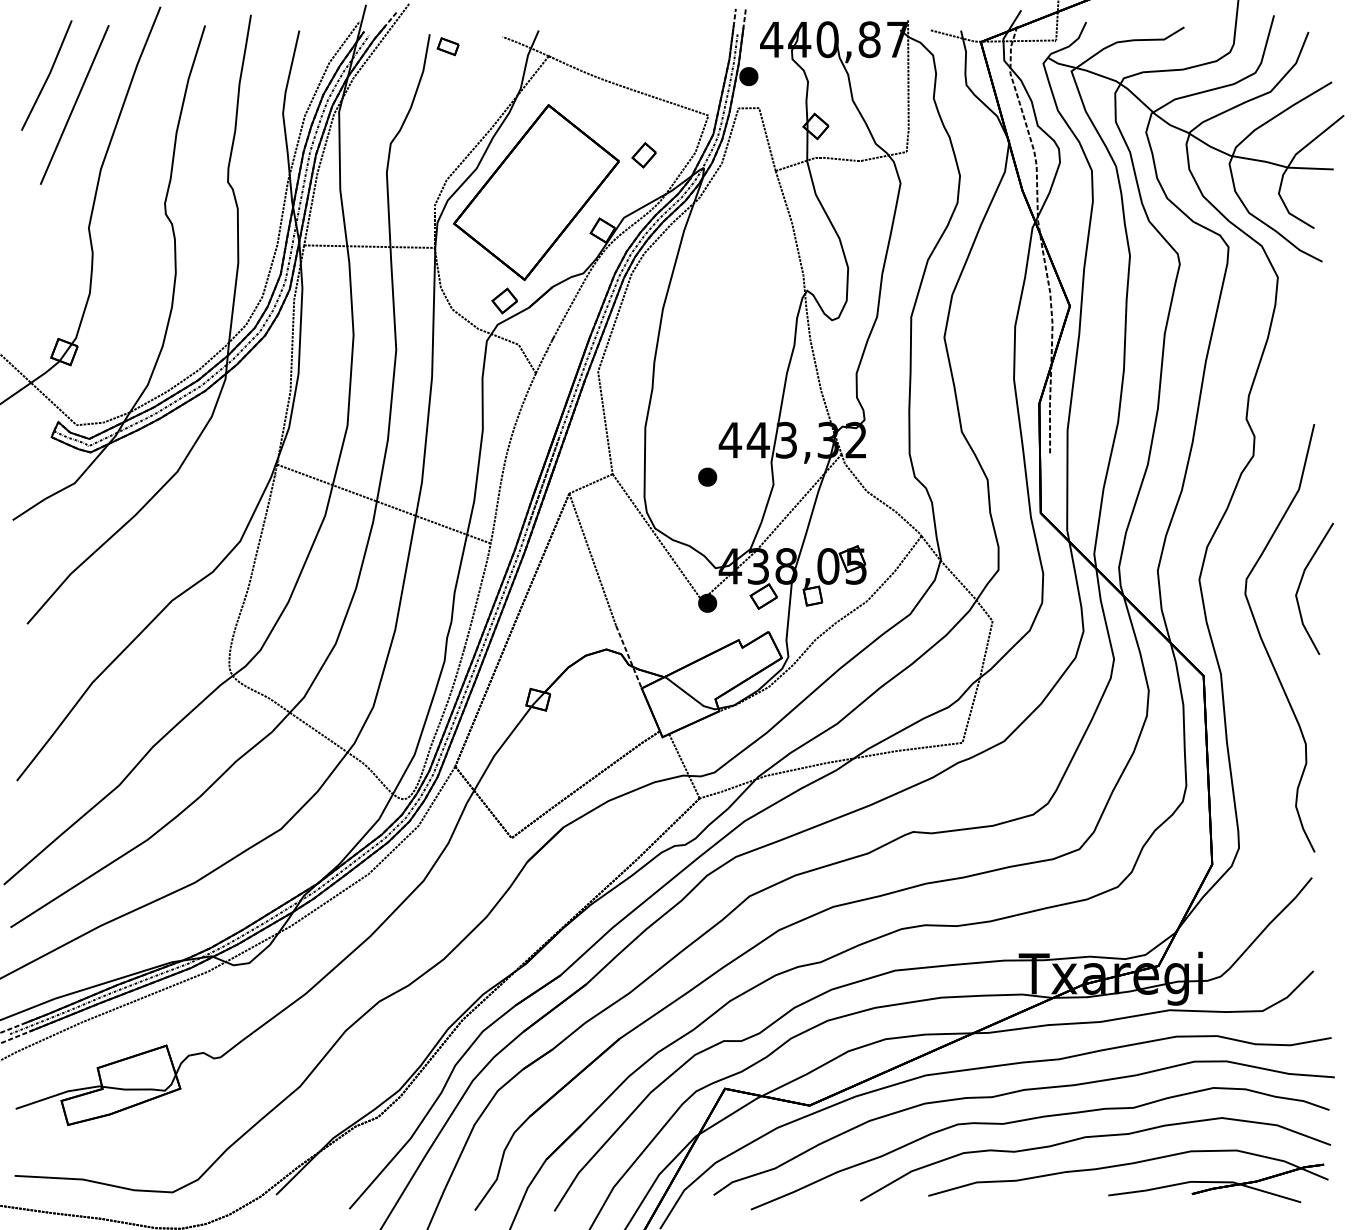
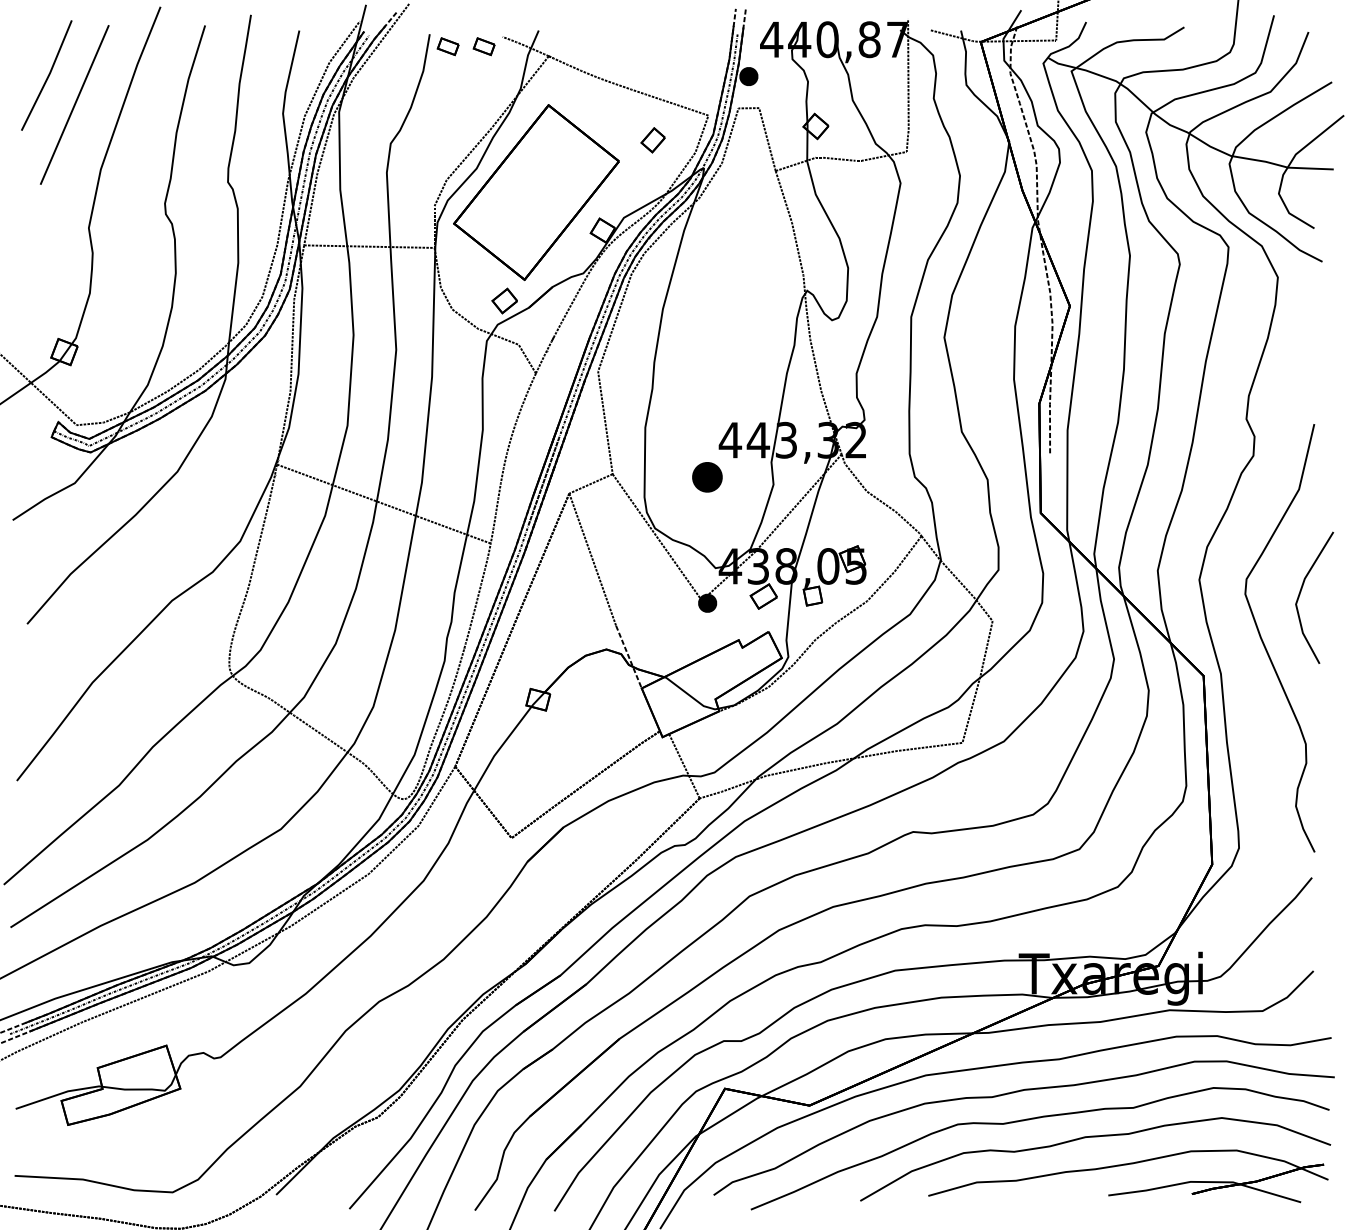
part: none -> present (483, 46)
part position: (643, 155) -> (652, 140) (652, 140)
part size: 20x20 px -> 31x31 px (707, 477)
line position: (1301, 583) -> (1301, 592) (1301, 592)
